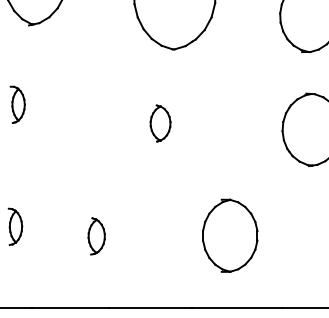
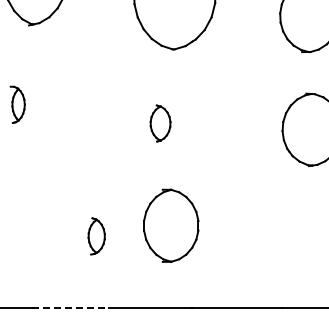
part: present -> none (15, 226)
part position: (230, 235) -> (171, 225) (171, 225)
line: solid -> dashed (70, 308)
